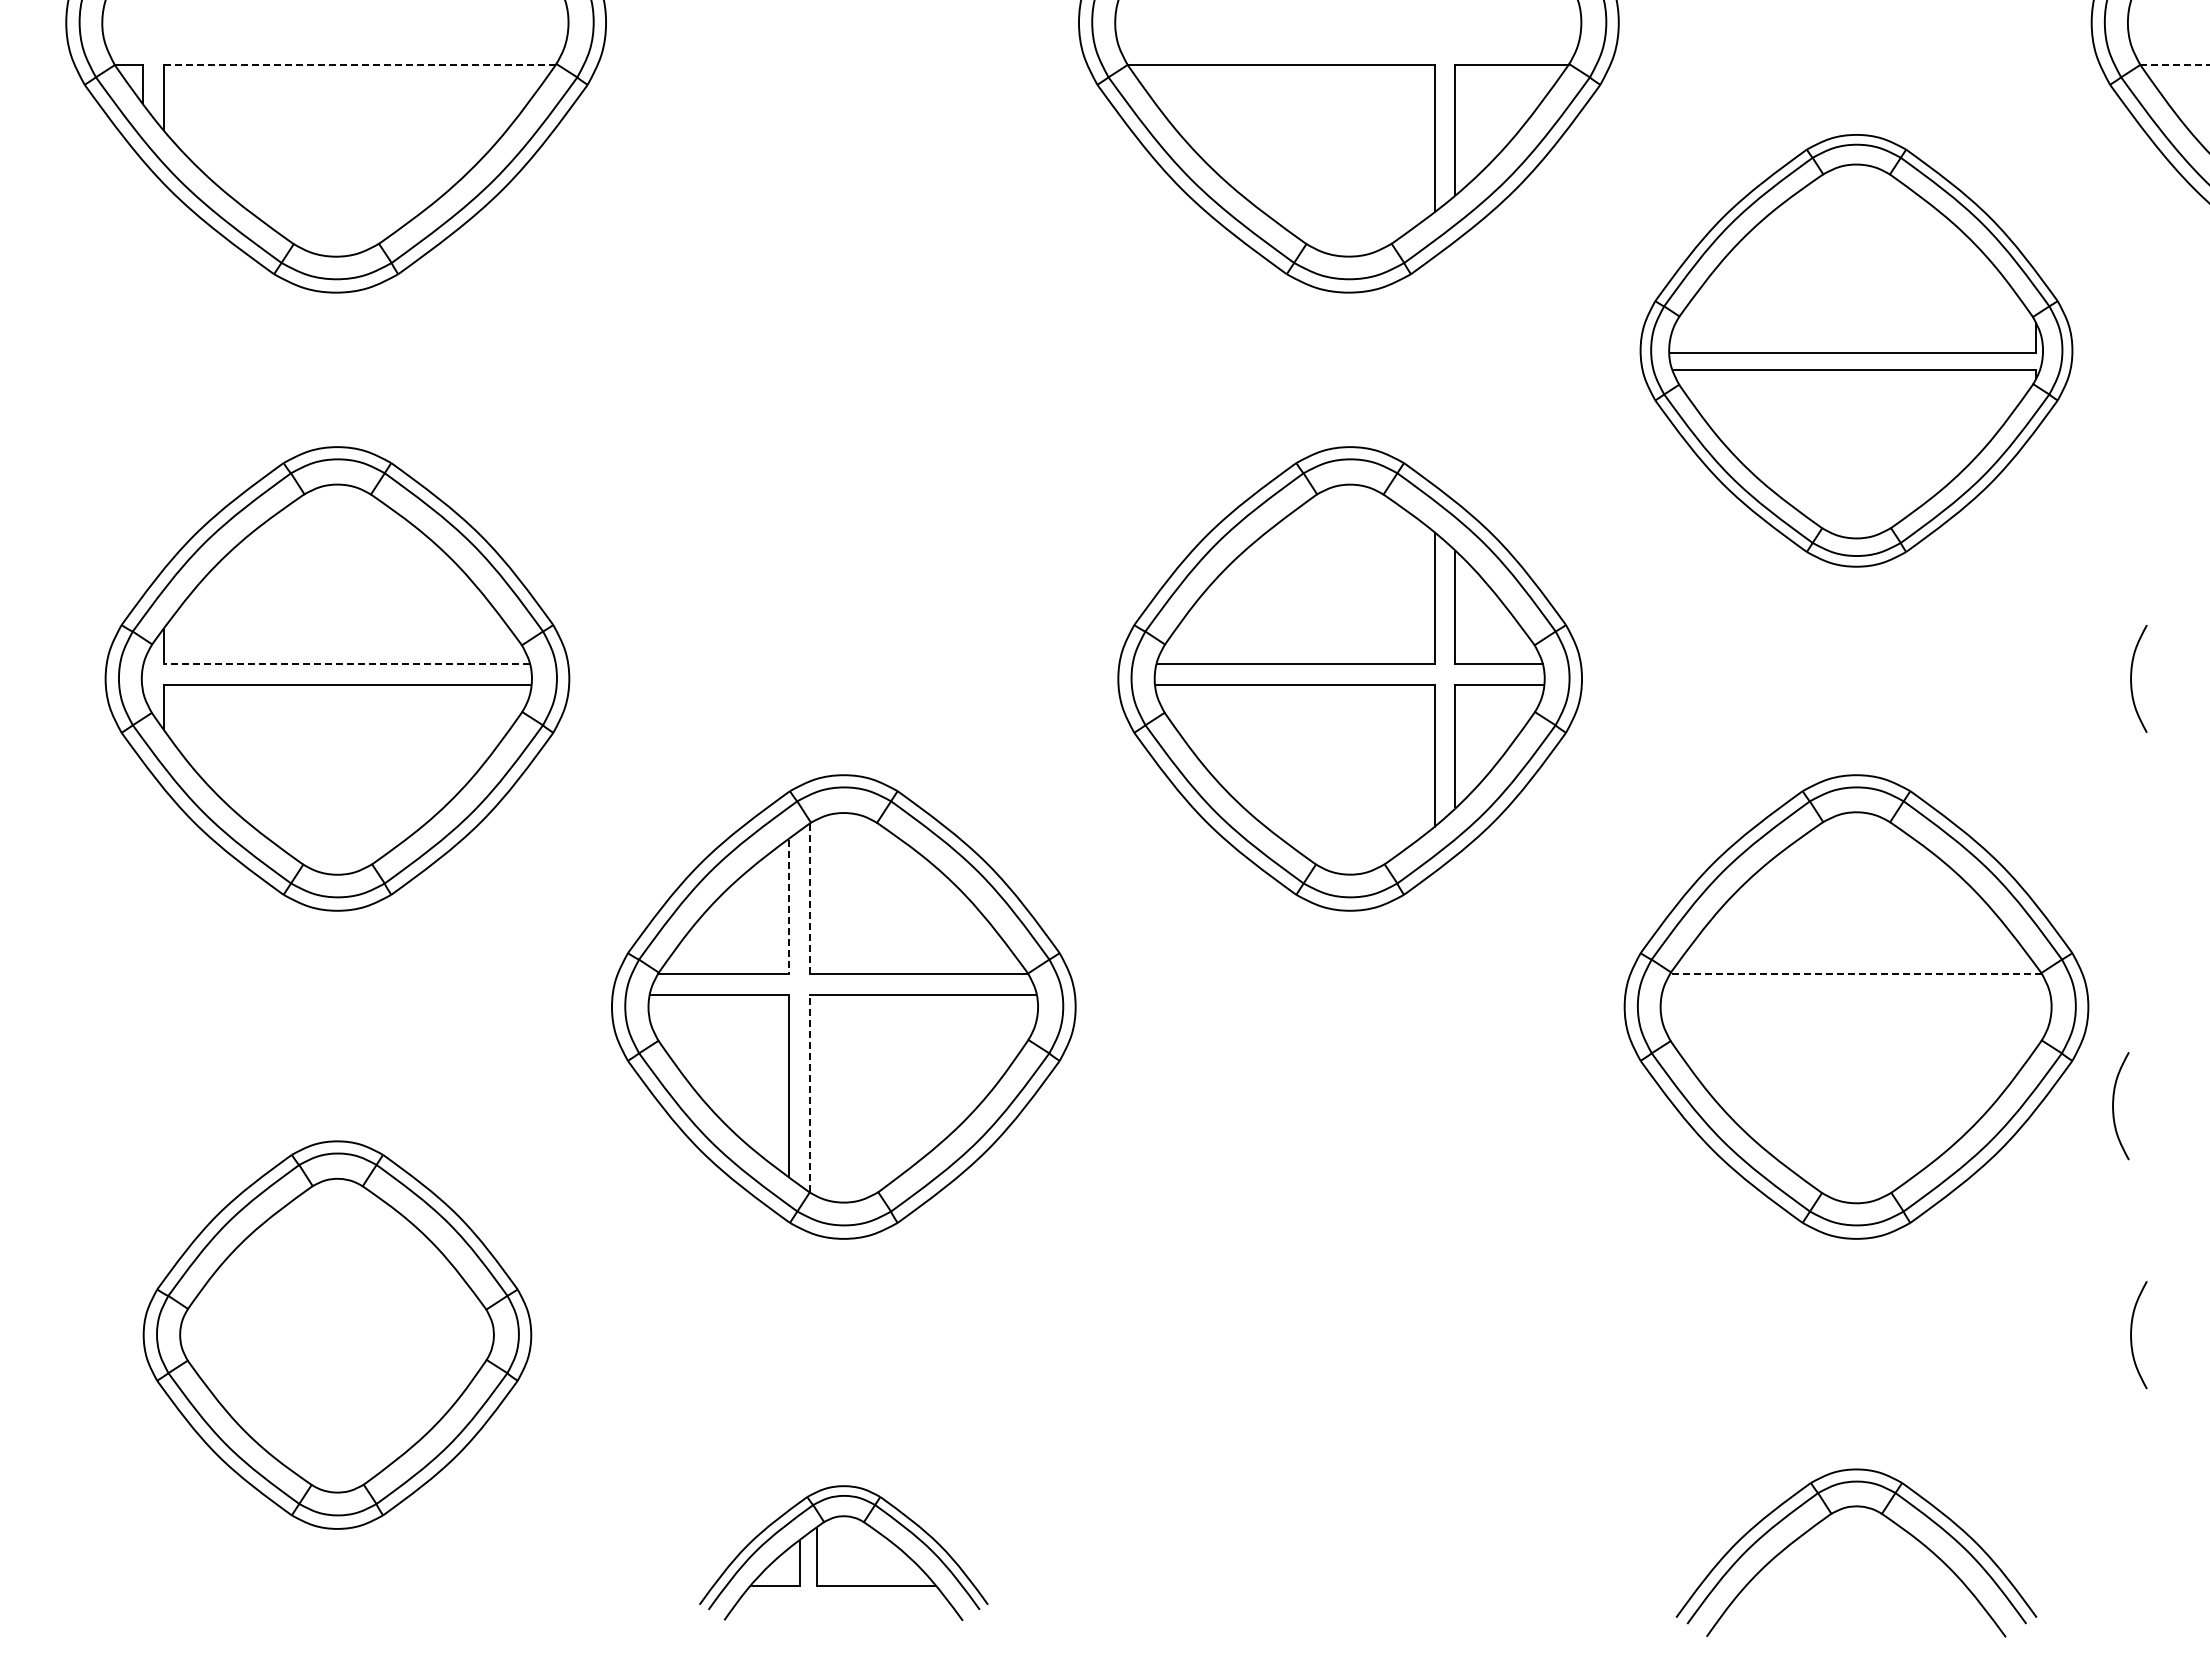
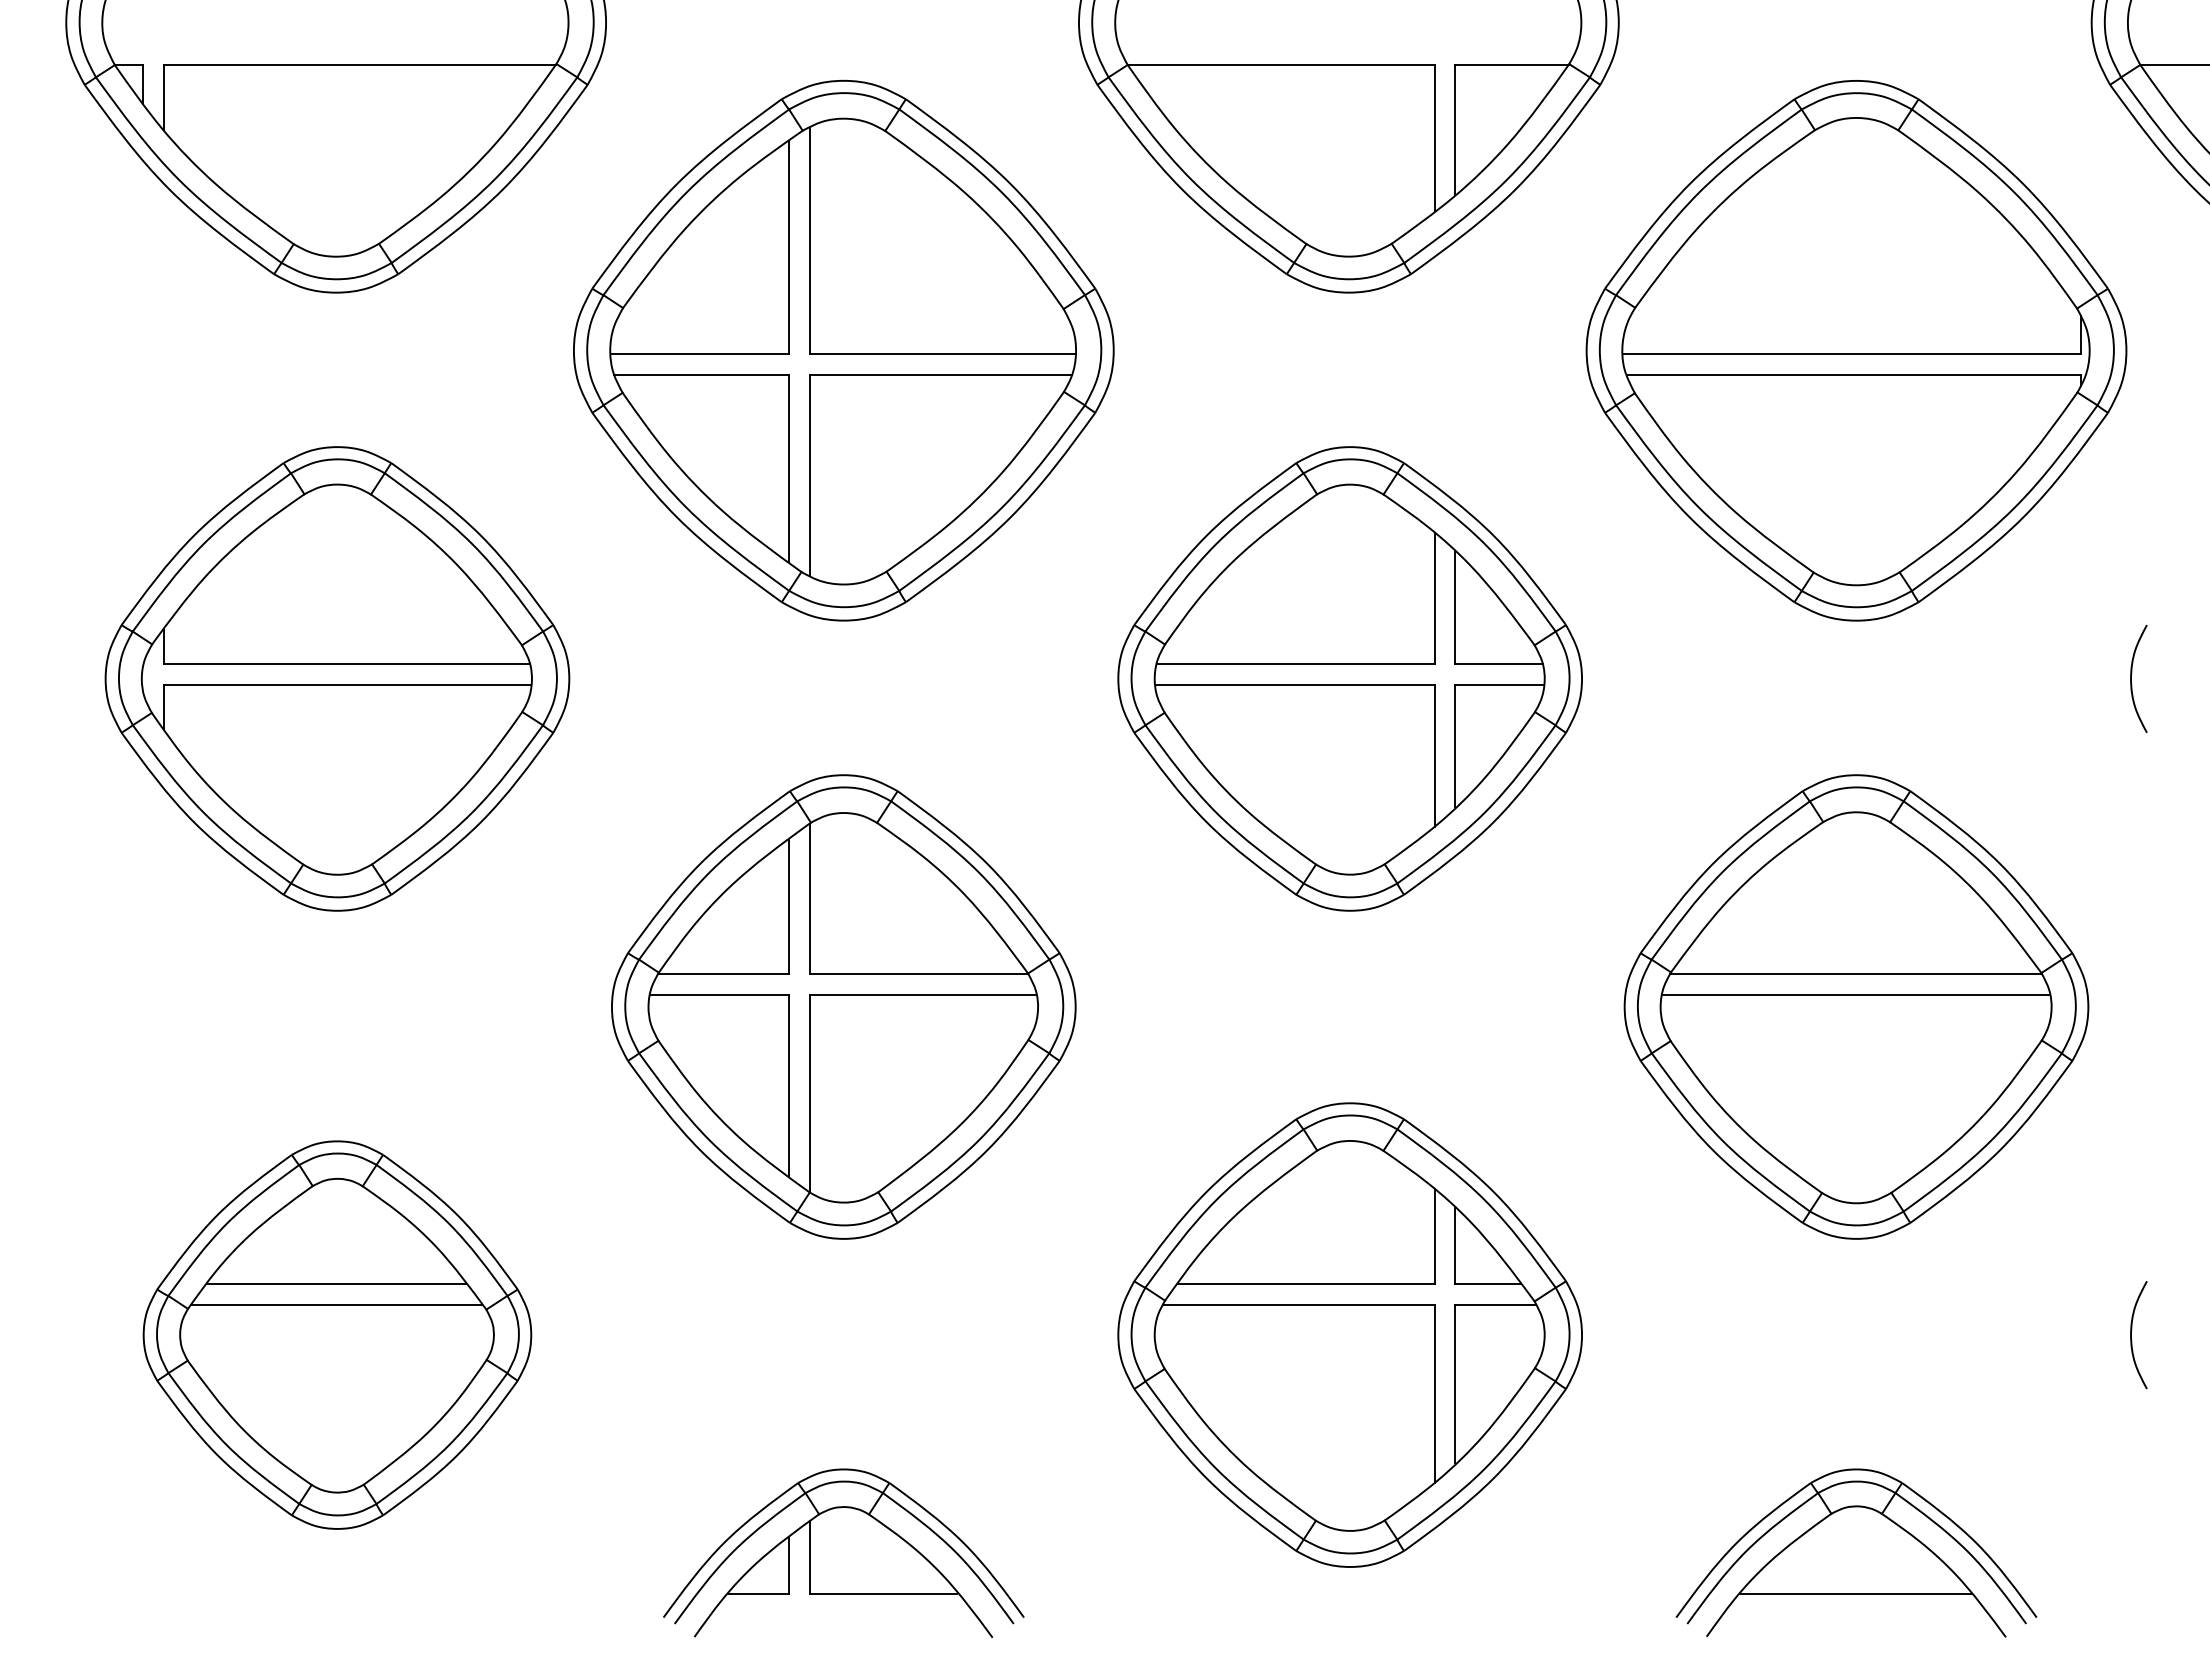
line: dashed -> solid (360, 64)
line: dashed -> solid (2175, 64)
part: none -> present (843, 350)
part size: 435x434 px -> 543x542 px (1856, 350)
line: dashed -> solid (346, 663)
line: dashed -> solid (809, 898)
line: dashed -> solid (788, 907)
line: dashed -> solid (1856, 973)
line: none -> present (1855, 994)
line: dashed -> solid (809, 1093)
curve: present -> none (2113, 1106)
line: none -> present (335, 1283)
line: none -> present (336, 1304)
part: none -> present (1349, 1334)
part size: 290x137 px -> 362x170 px (843, 1552)
line: none -> present (1855, 1593)
